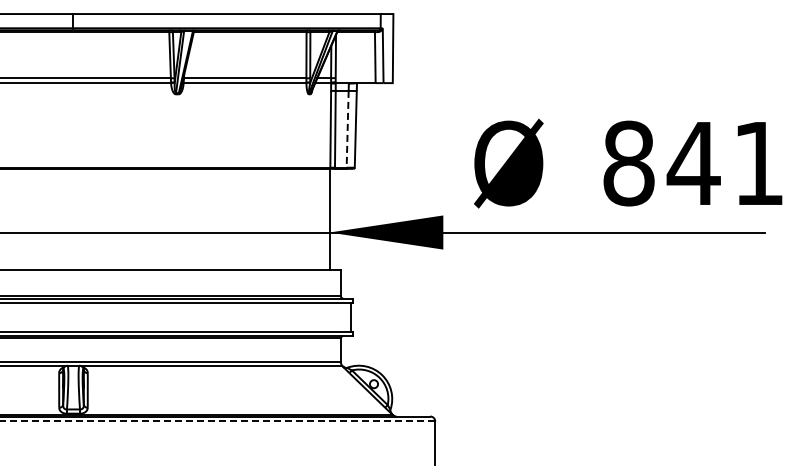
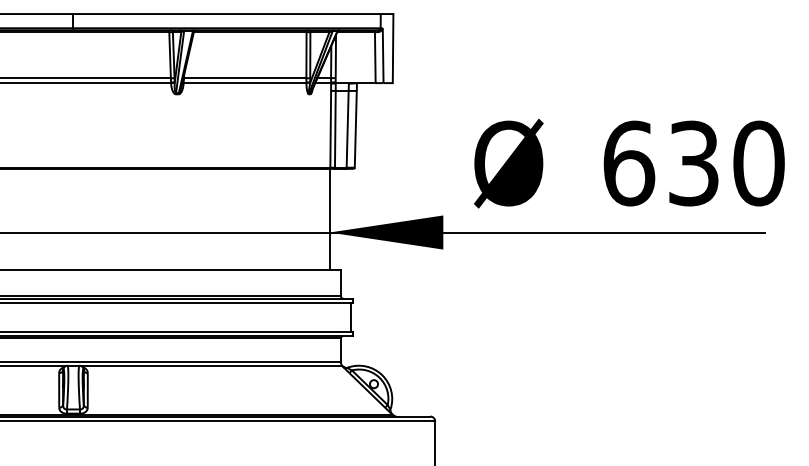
line: dashed -> solid (347, 129)
text: 841 -> 630 (693, 163)
line: dashed -> solid (217, 421)
